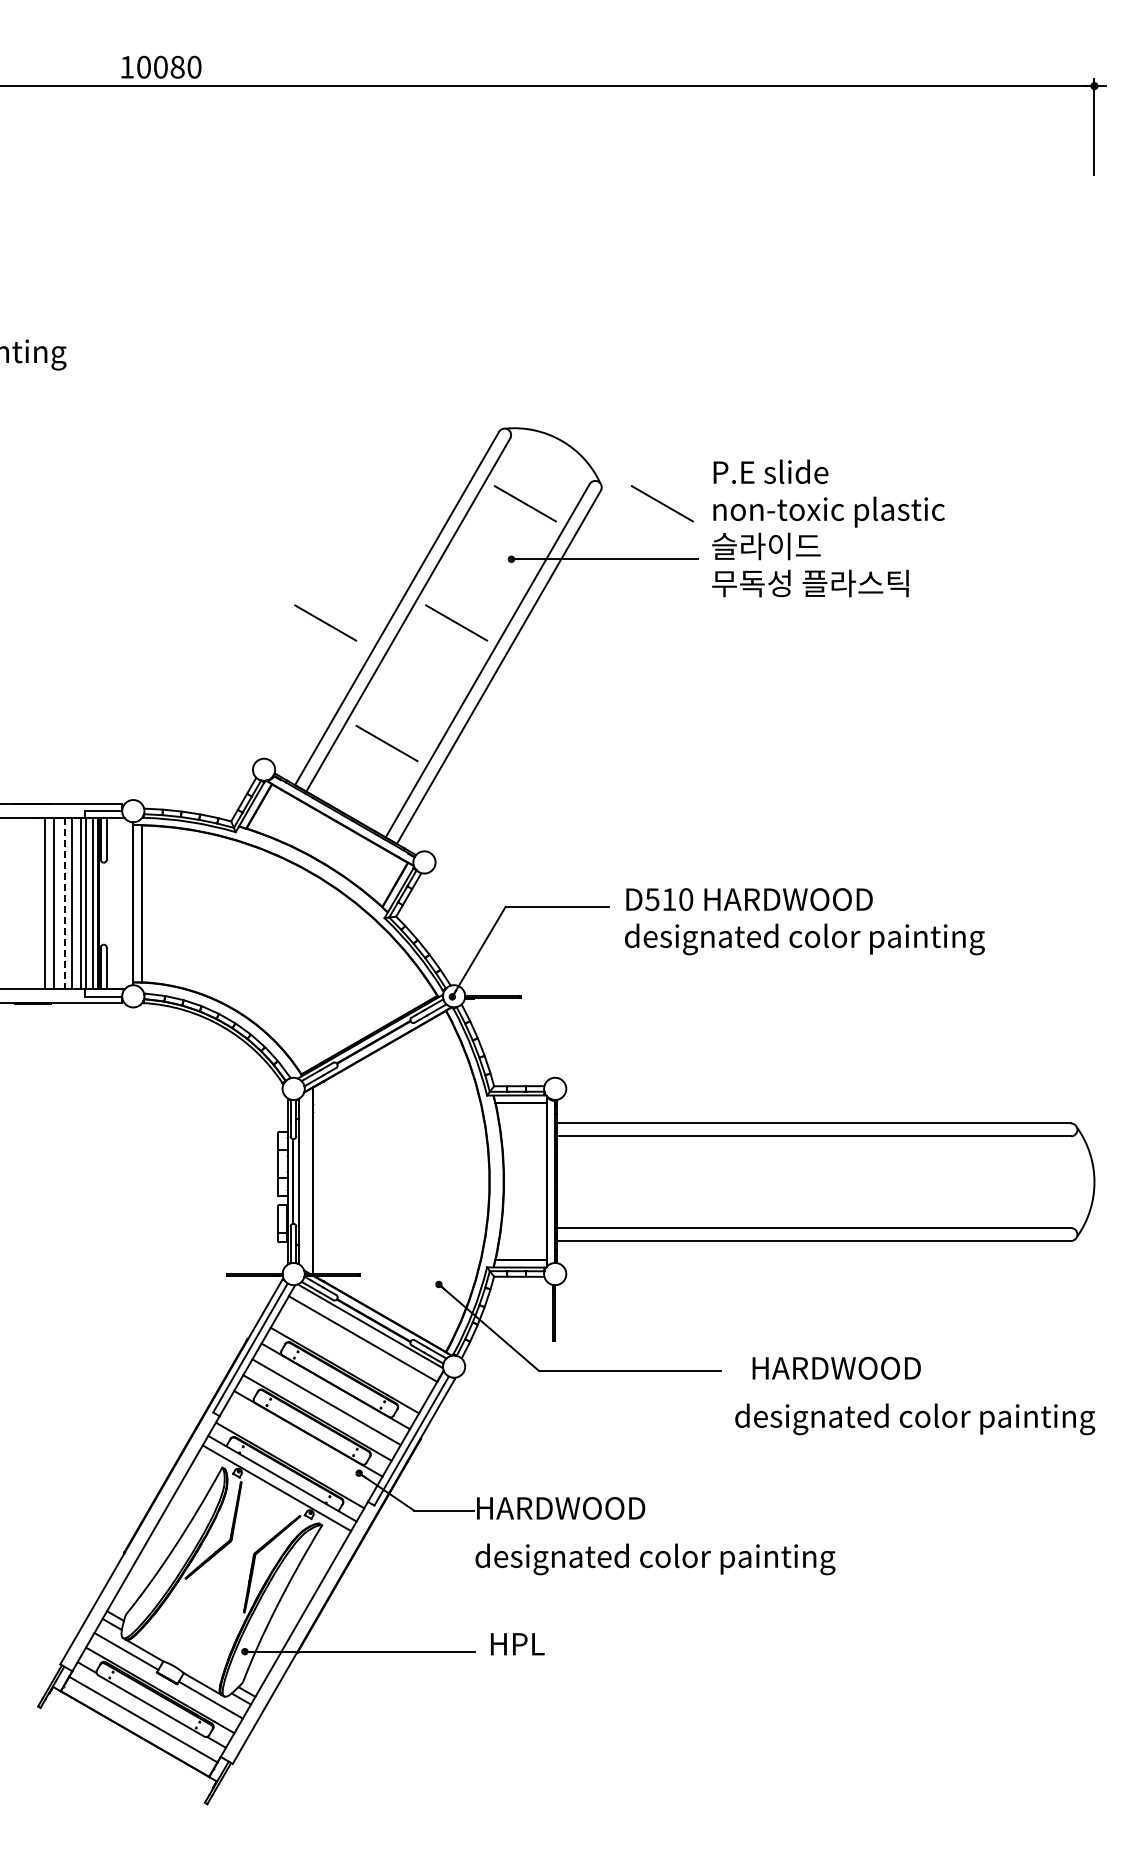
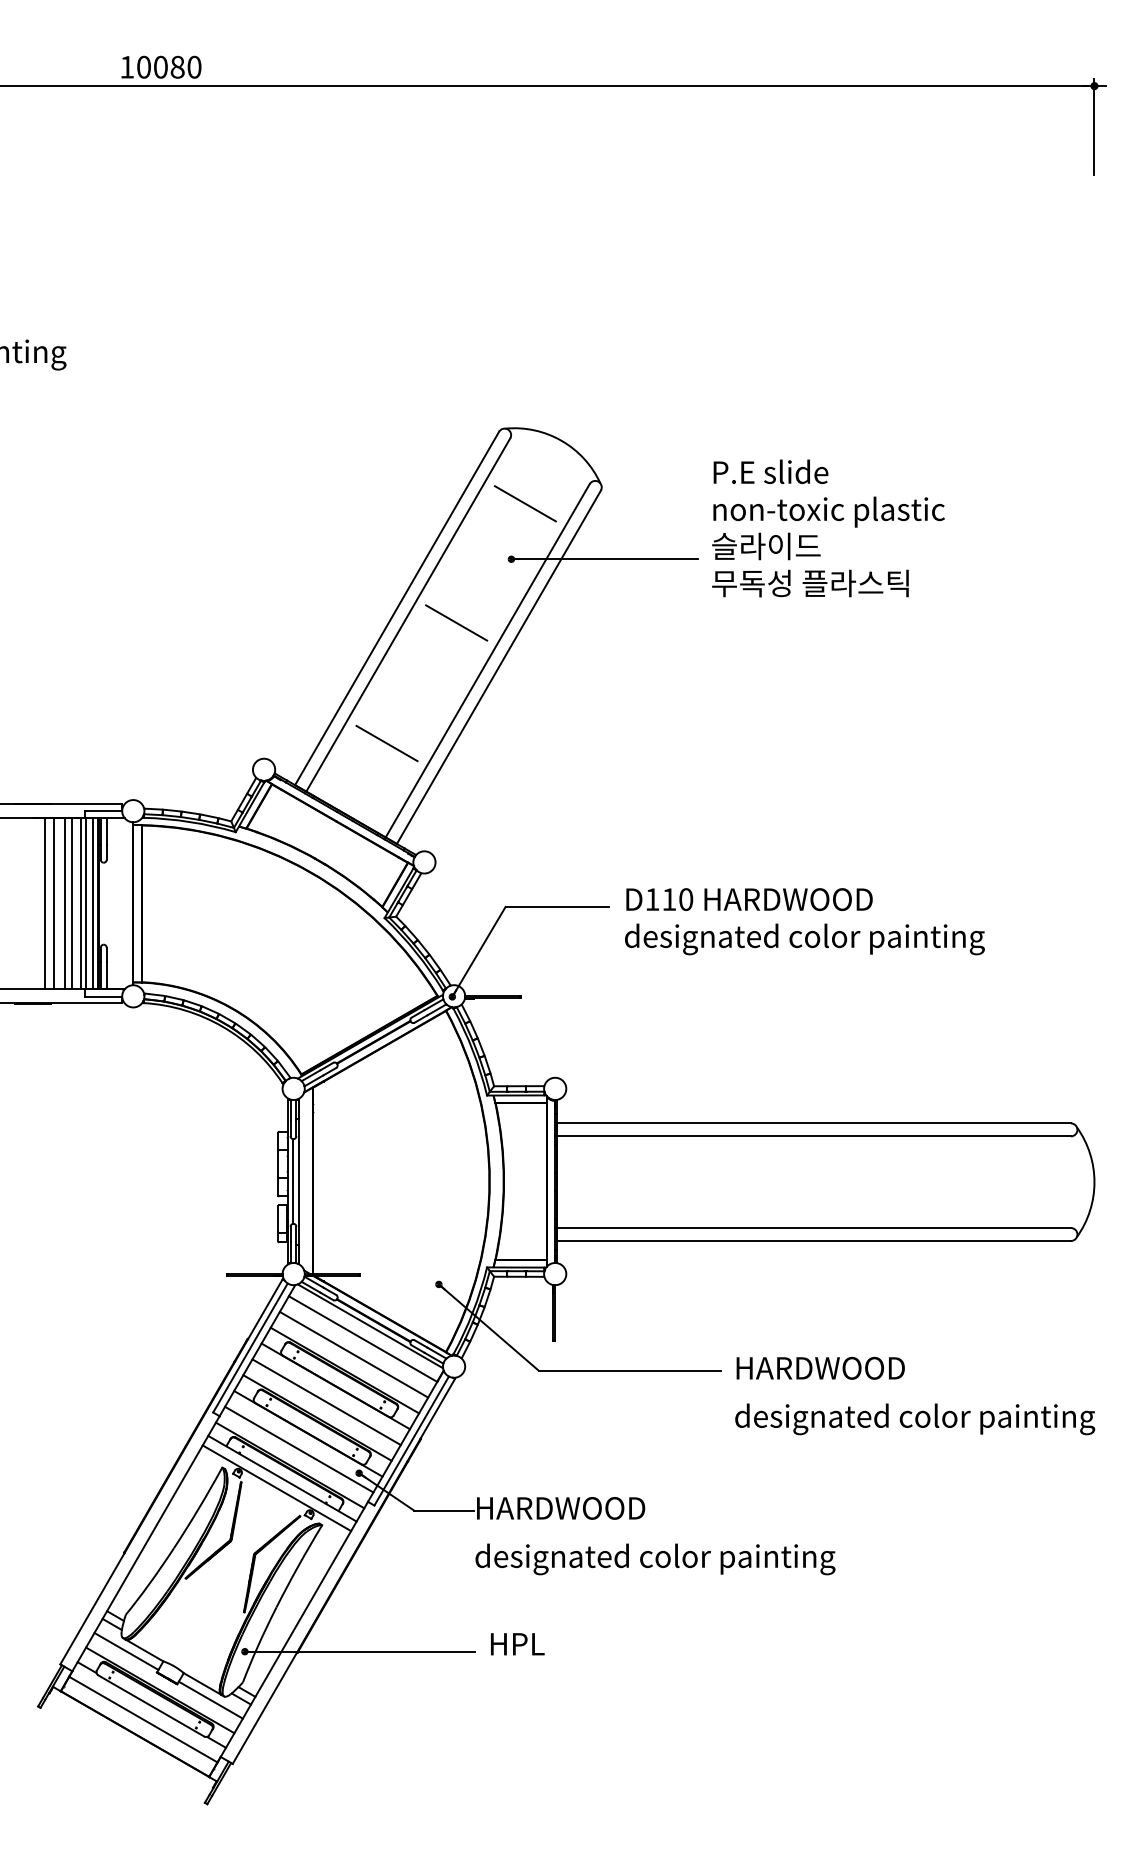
line: present -> none (661, 503)
line: present -> none (325, 622)
text: D510 -> D110 (652, 899)
line: dashed -> solid (64, 903)
line: none -> present (353, 1354)
text position: (836, 1367) -> (820, 1367) (820, 1367)
line: none -> present (299, 1449)
